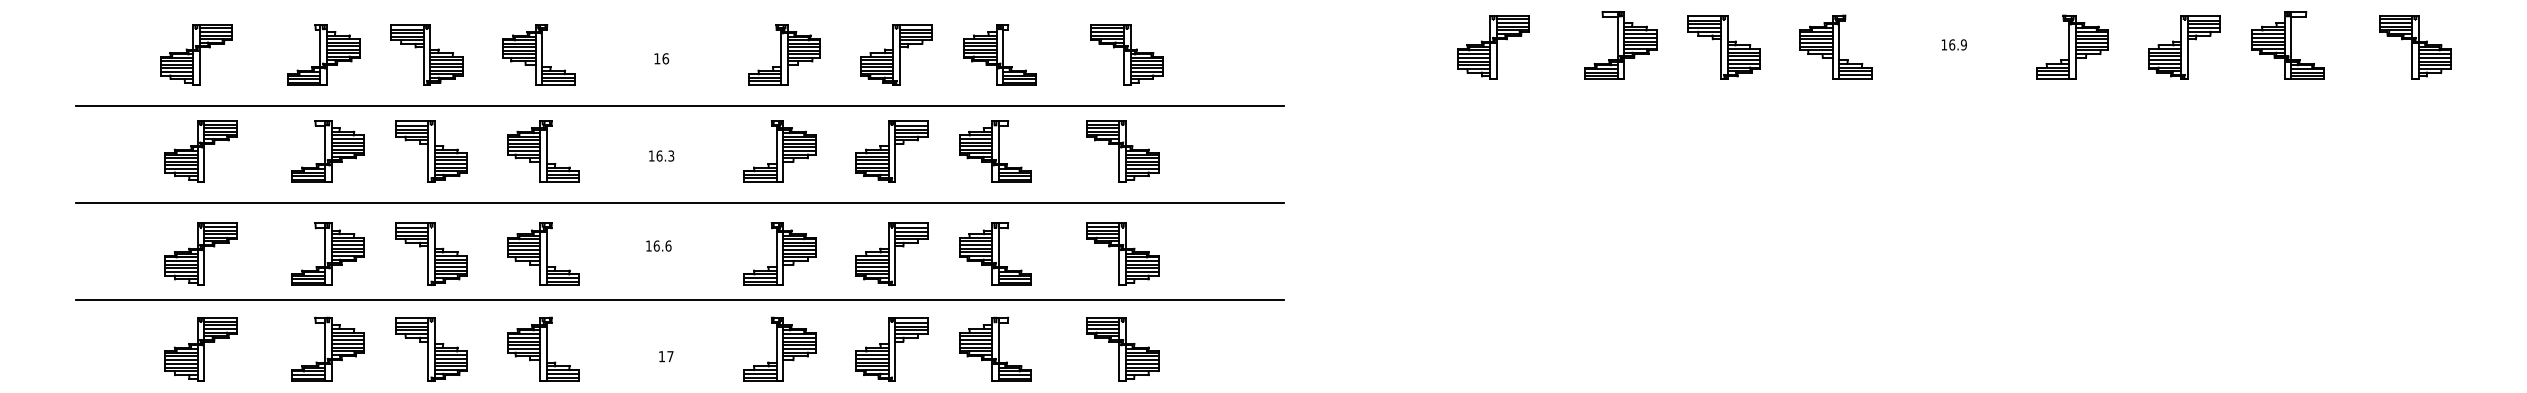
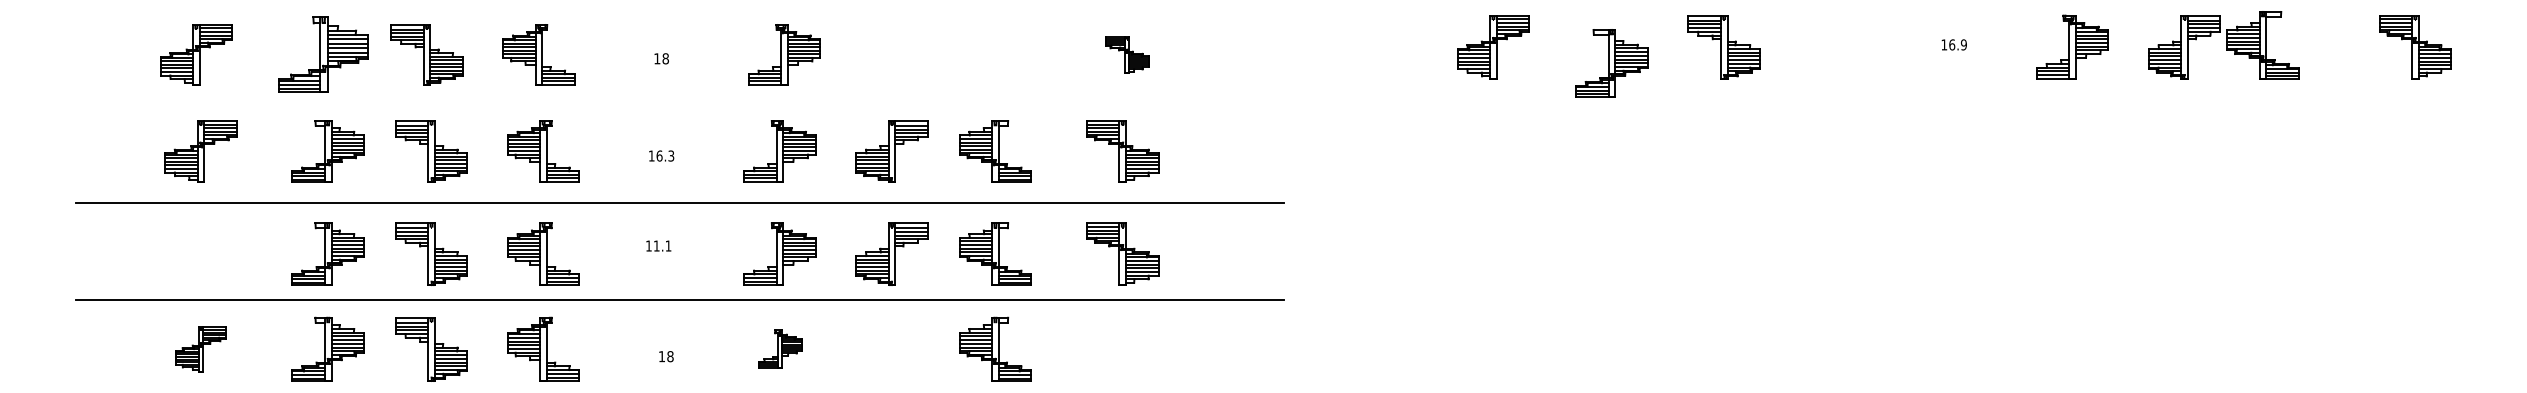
part position: (1620, 45) -> (1611, 63) (1611, 63)
part position: (2287, 45) -> (2262, 45) (2262, 45)
part: present -> none (1835, 46)
part size: 74x62 px -> 91x77 px (323, 54)
part: present -> none (896, 54)
part: present -> none (999, 54)
part size: 74x62 px -> 45x38 px (1127, 54)
text: 16 -> 18 (665, 58)
line: present -> none (679, 105)
text: 16.6 -> 11.1 (662, 245)
part: present -> none (200, 253)
part size: 74x66 px -> 45x40 px (780, 348)
part size: 74x65 px -> 52x47 px (200, 349)
part: present -> none (891, 349)
part: present -> none (1122, 349)
text: 17 -> 18 (670, 356)
